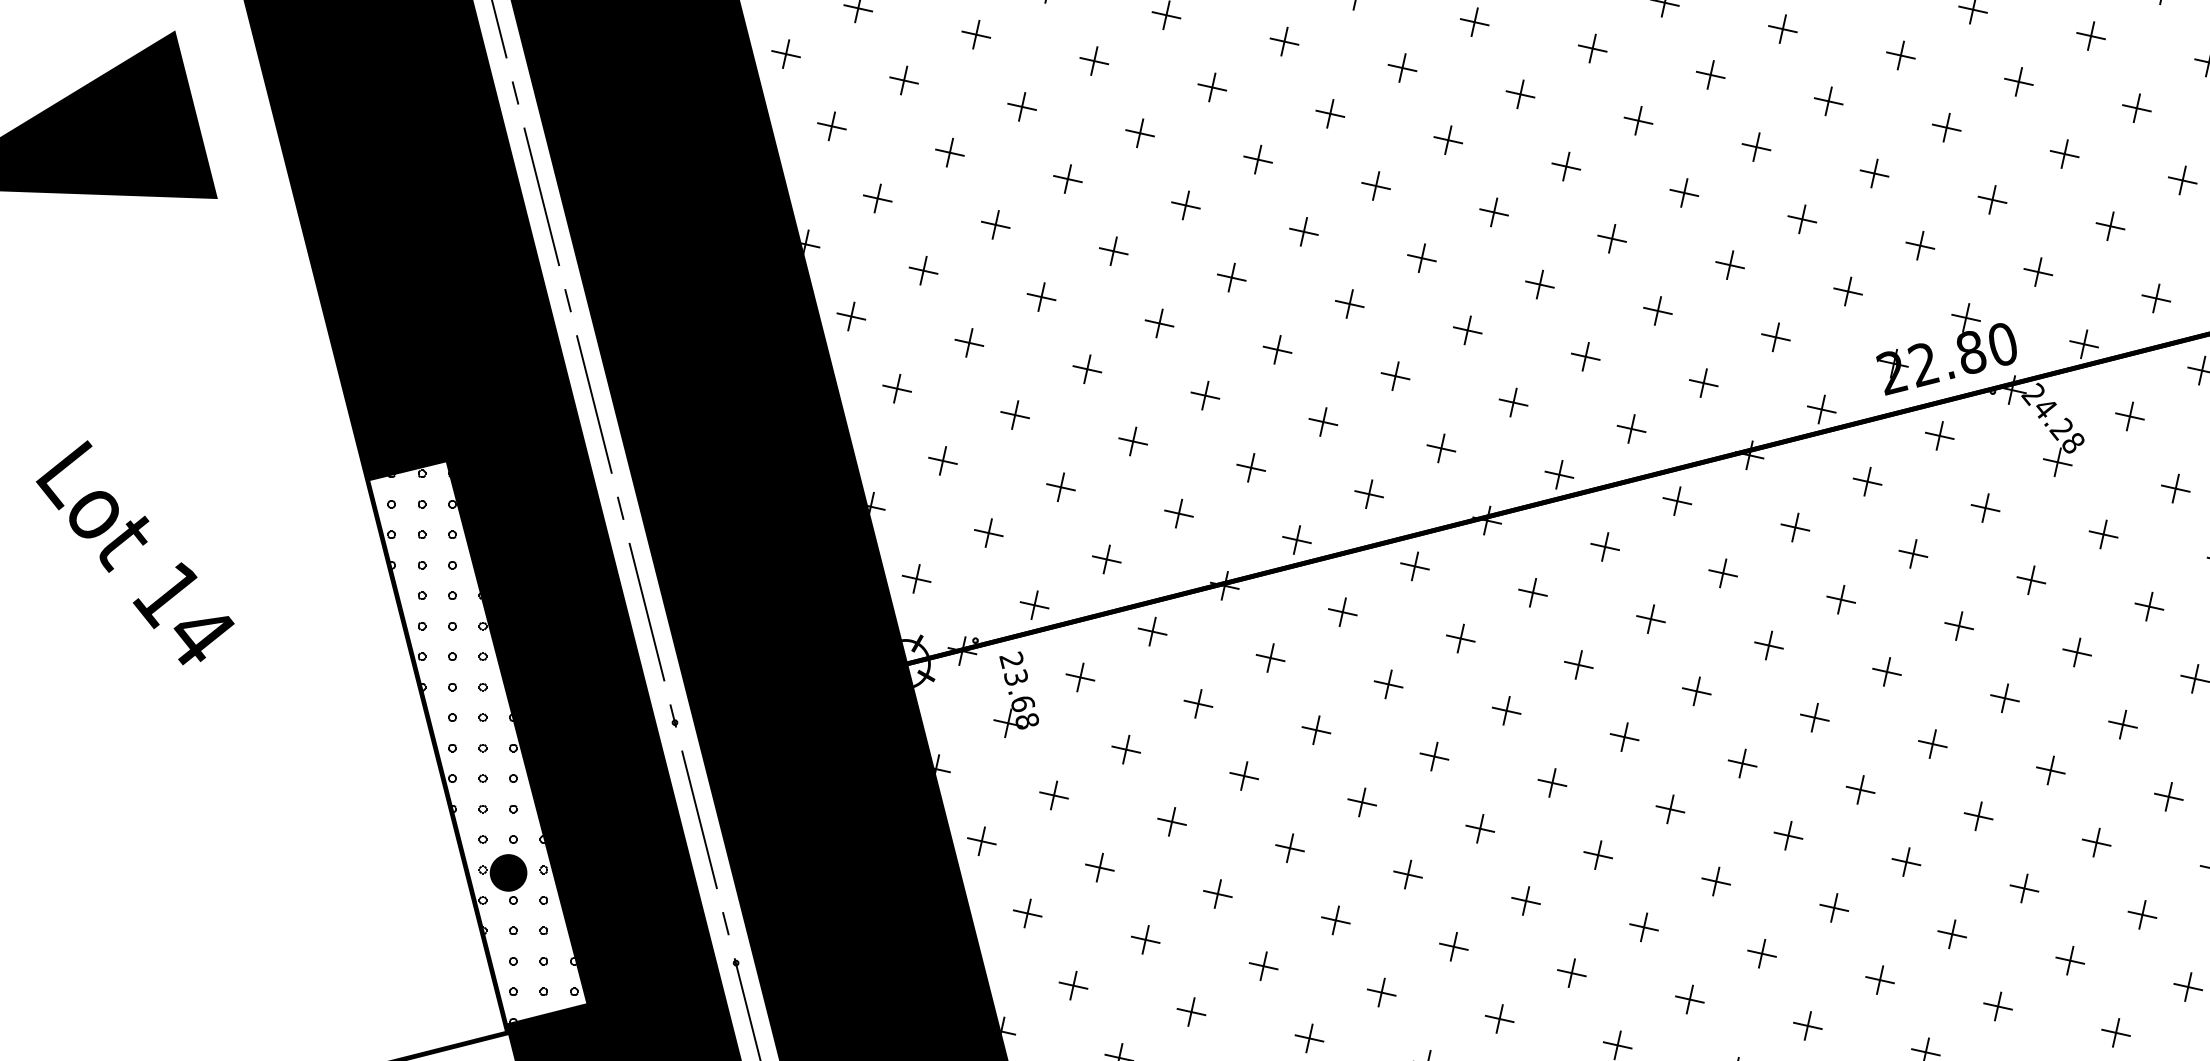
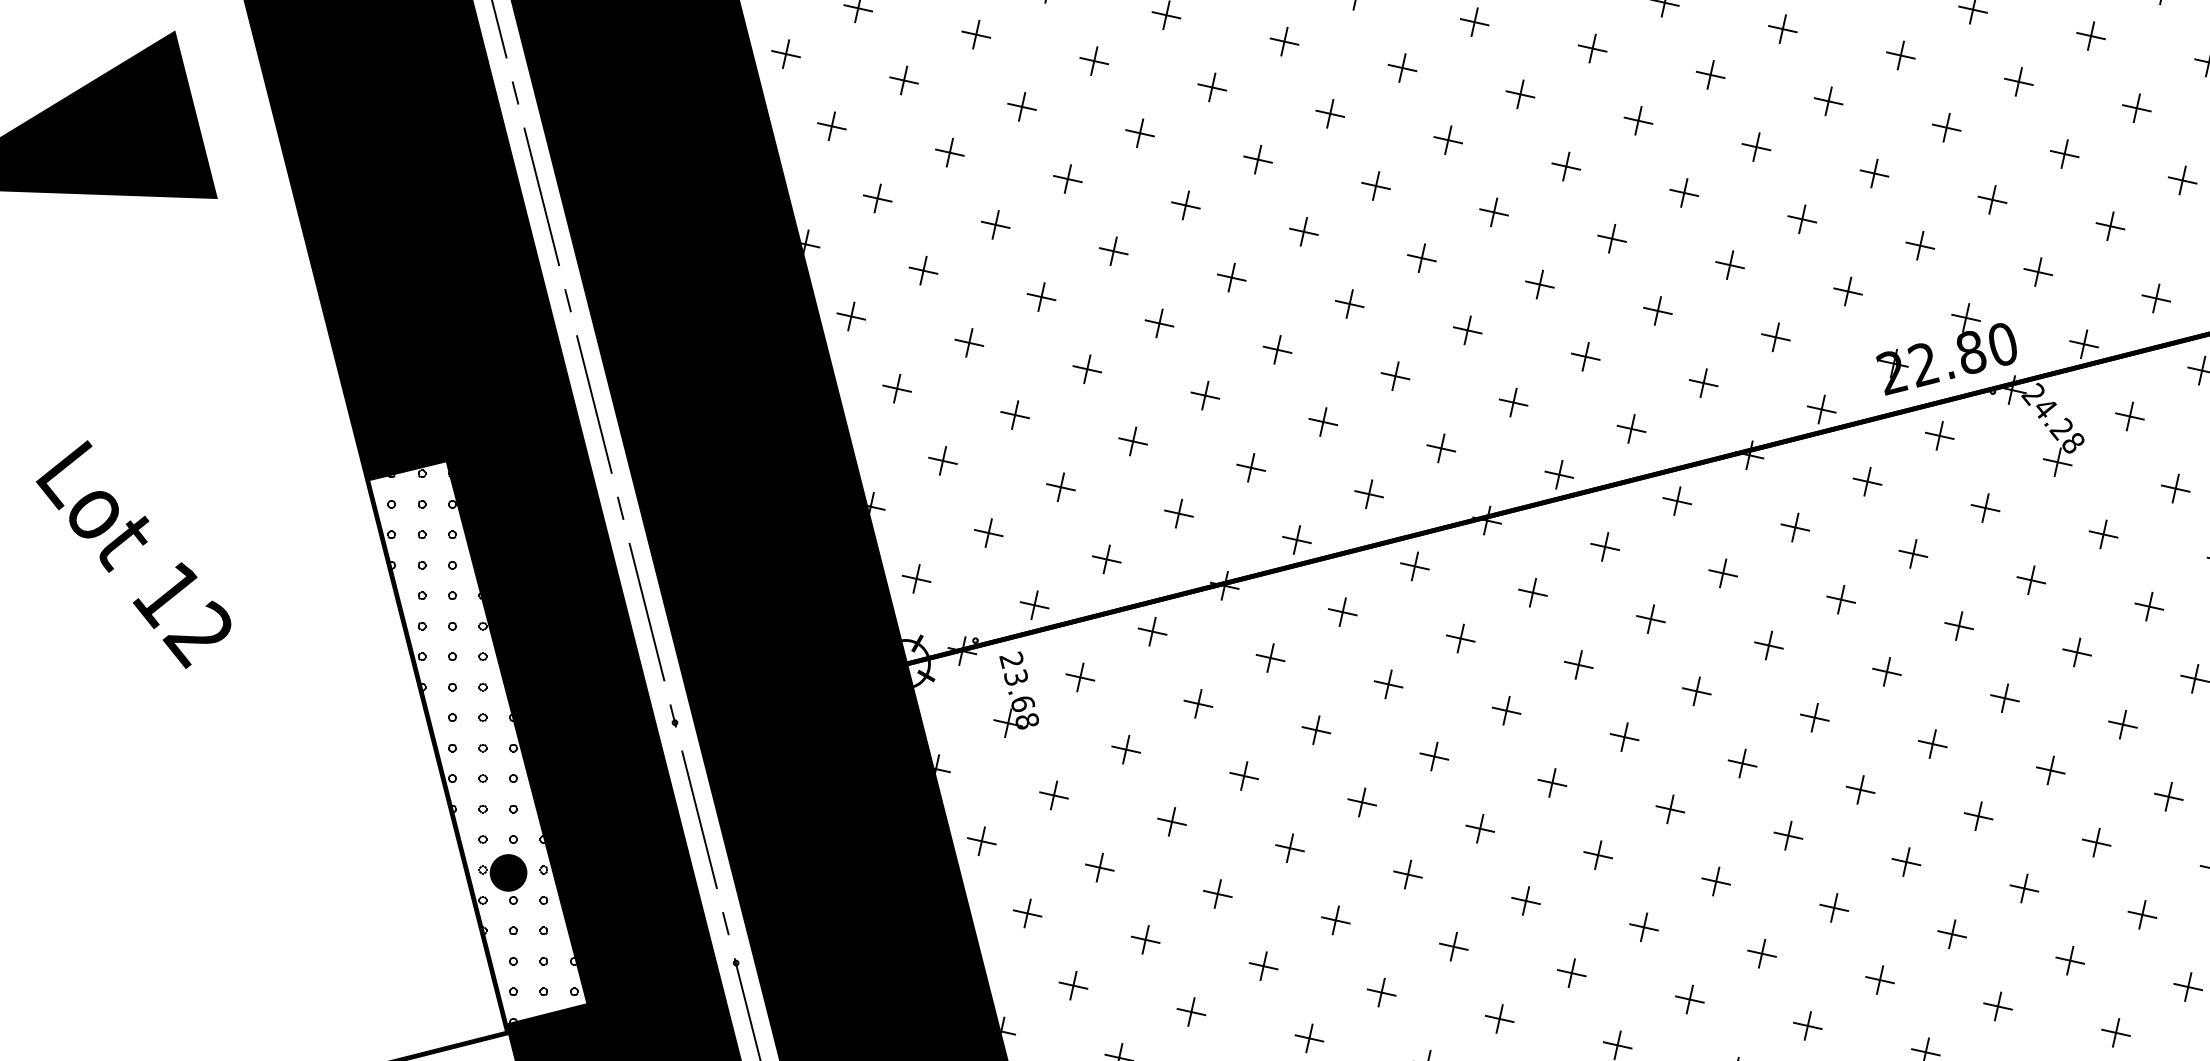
text: 14 -> 12 (198, 634)
